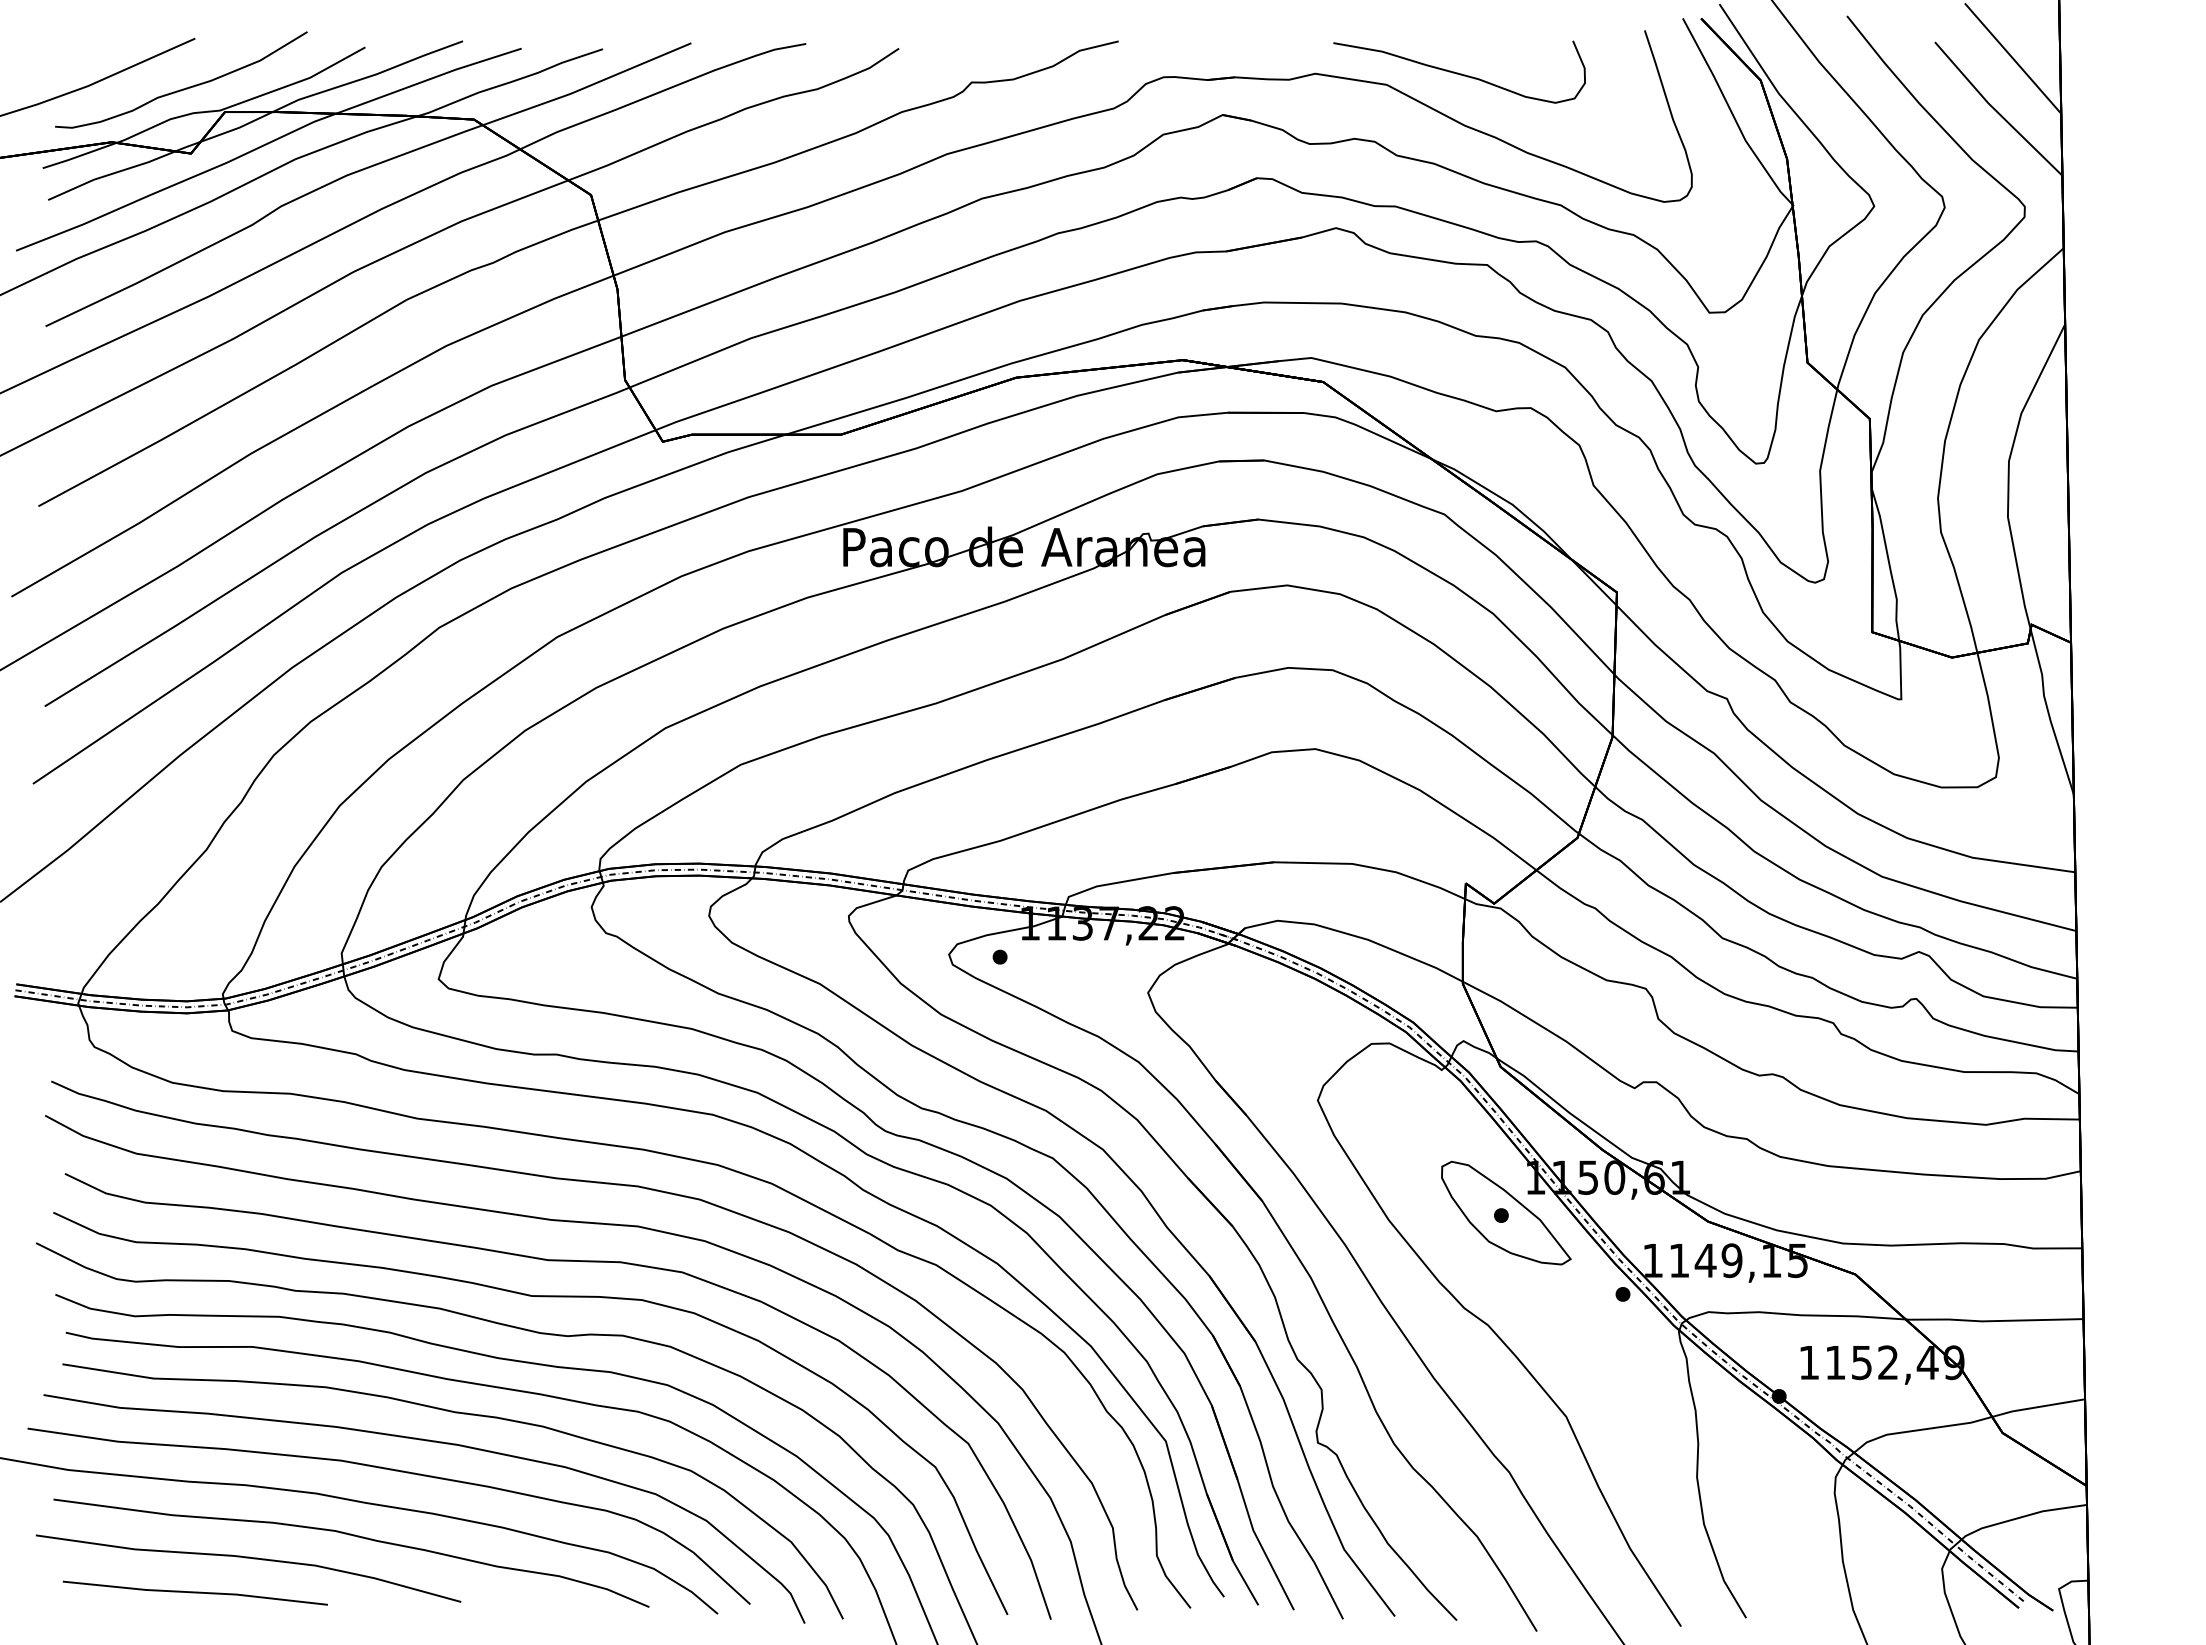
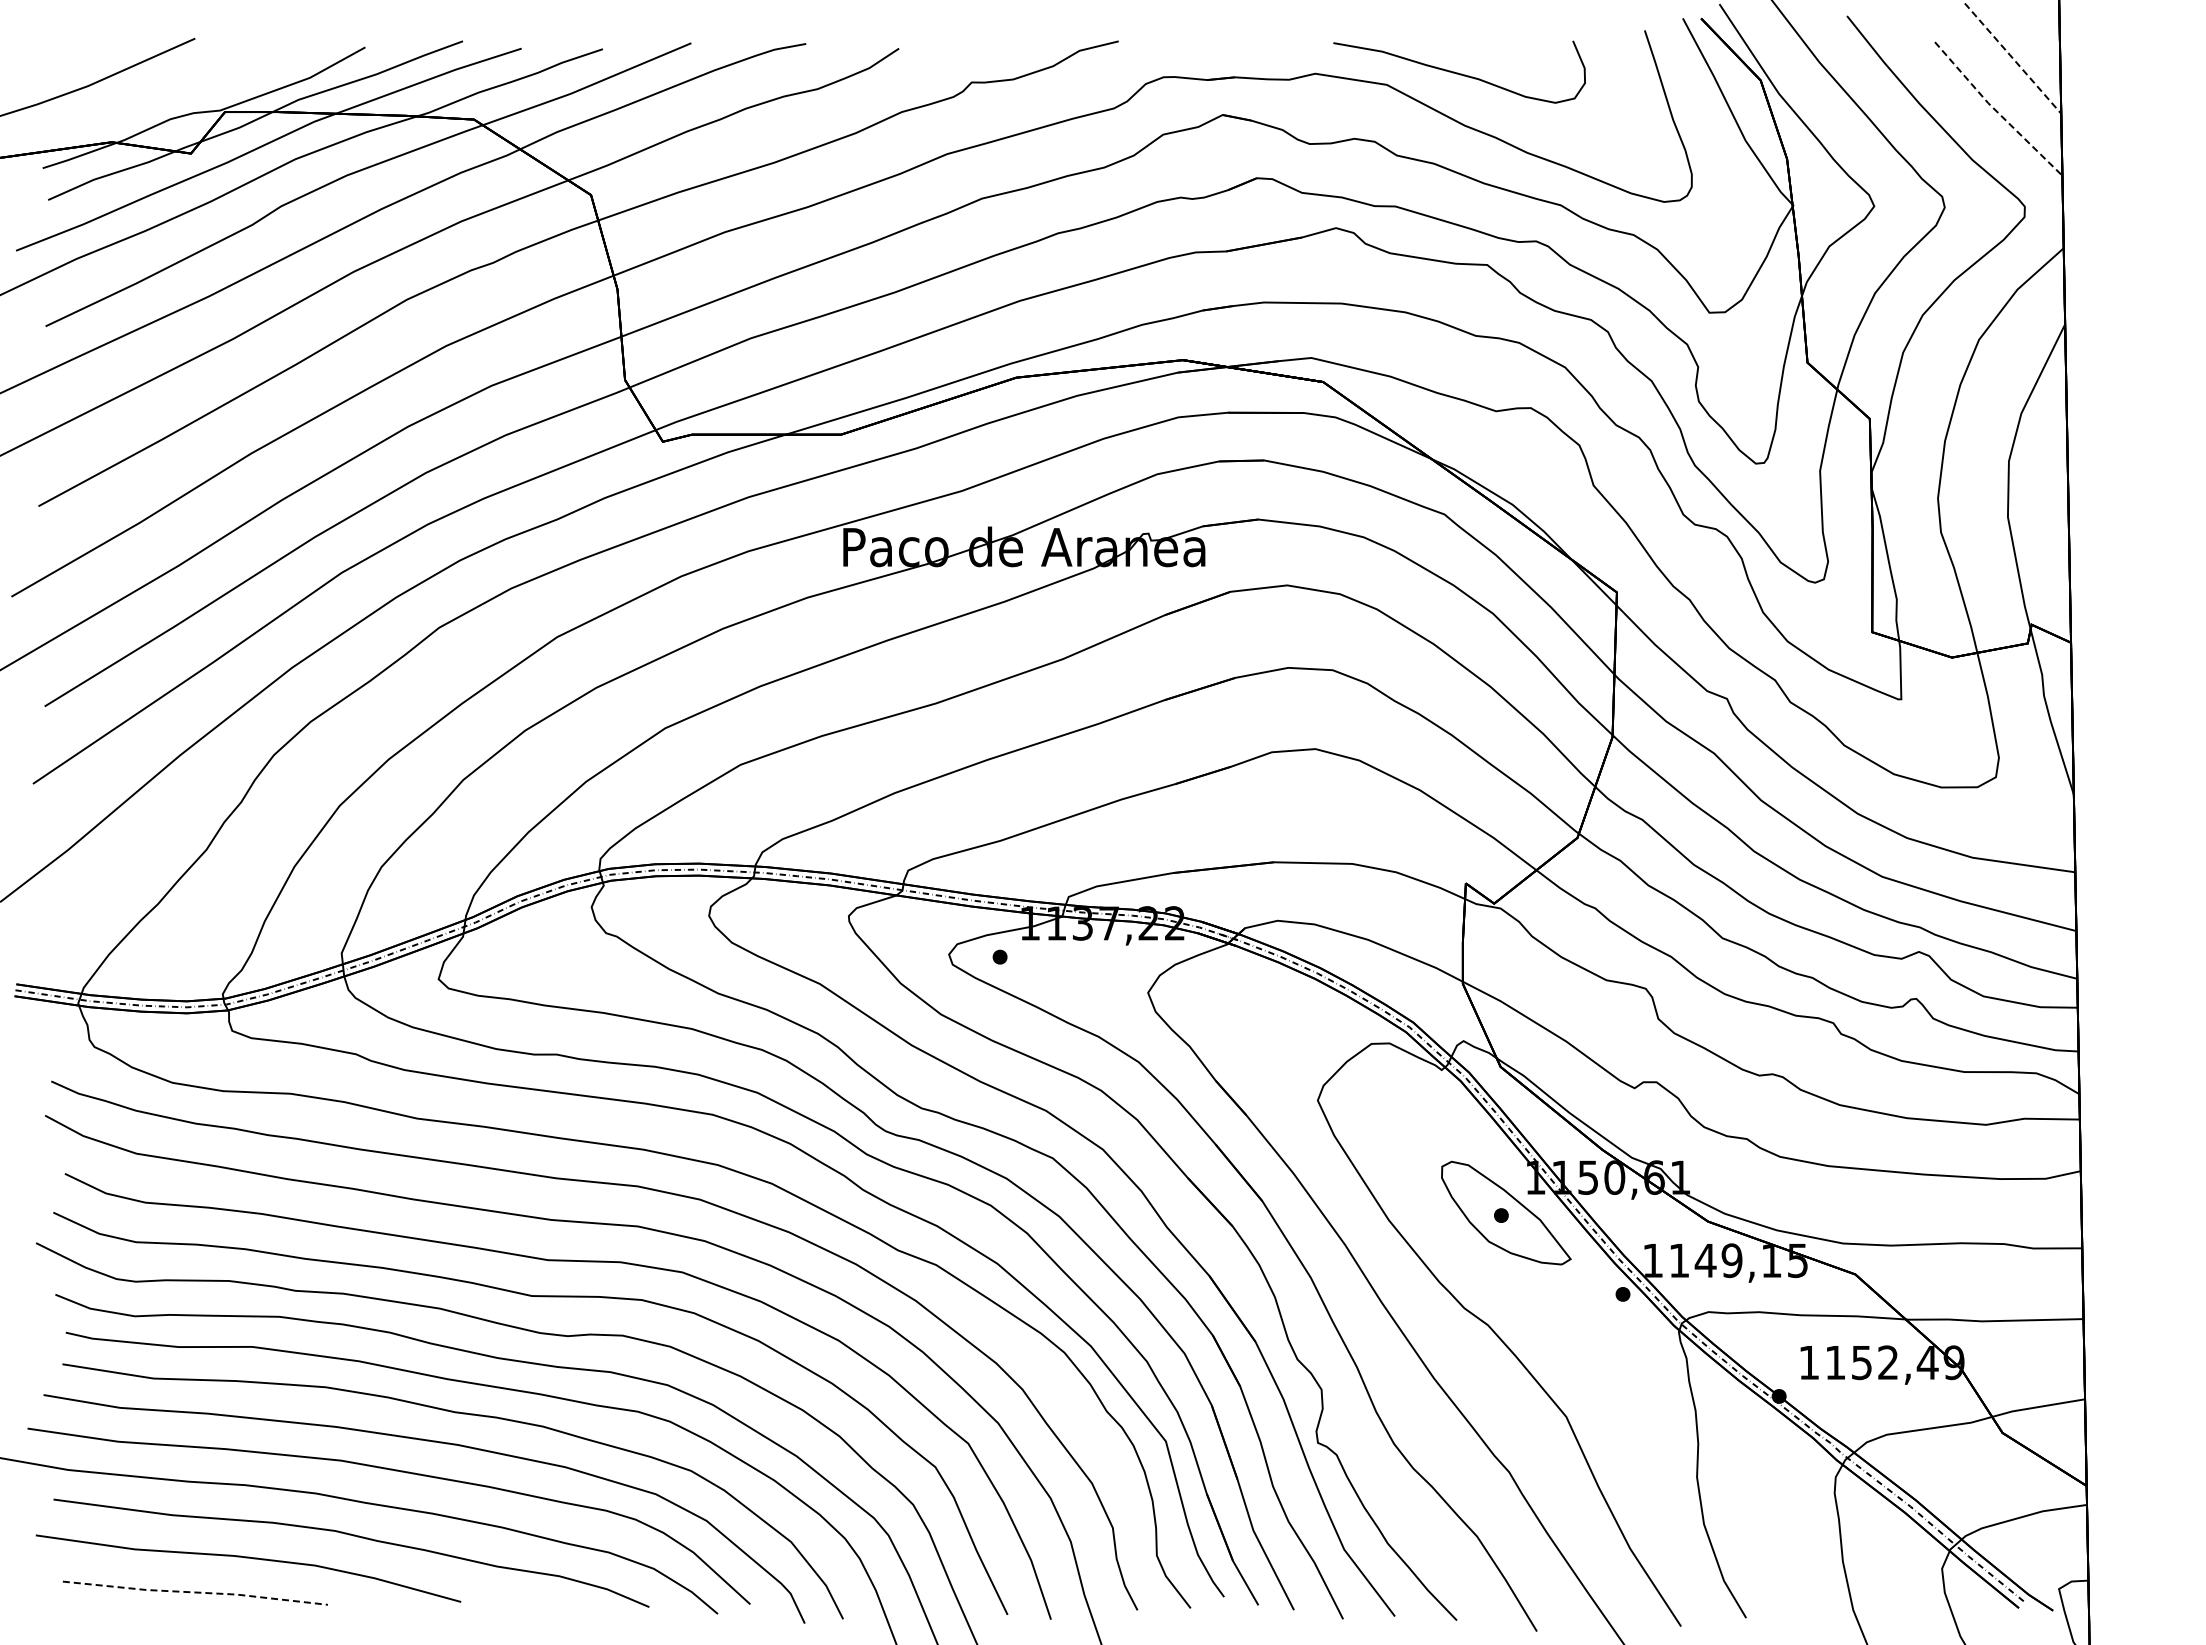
line: solid -> dashed (2013, 58)
curve: present -> none (182, 88)
line: solid -> dashed (1996, 110)
line: solid -> dashed (195, 1592)
